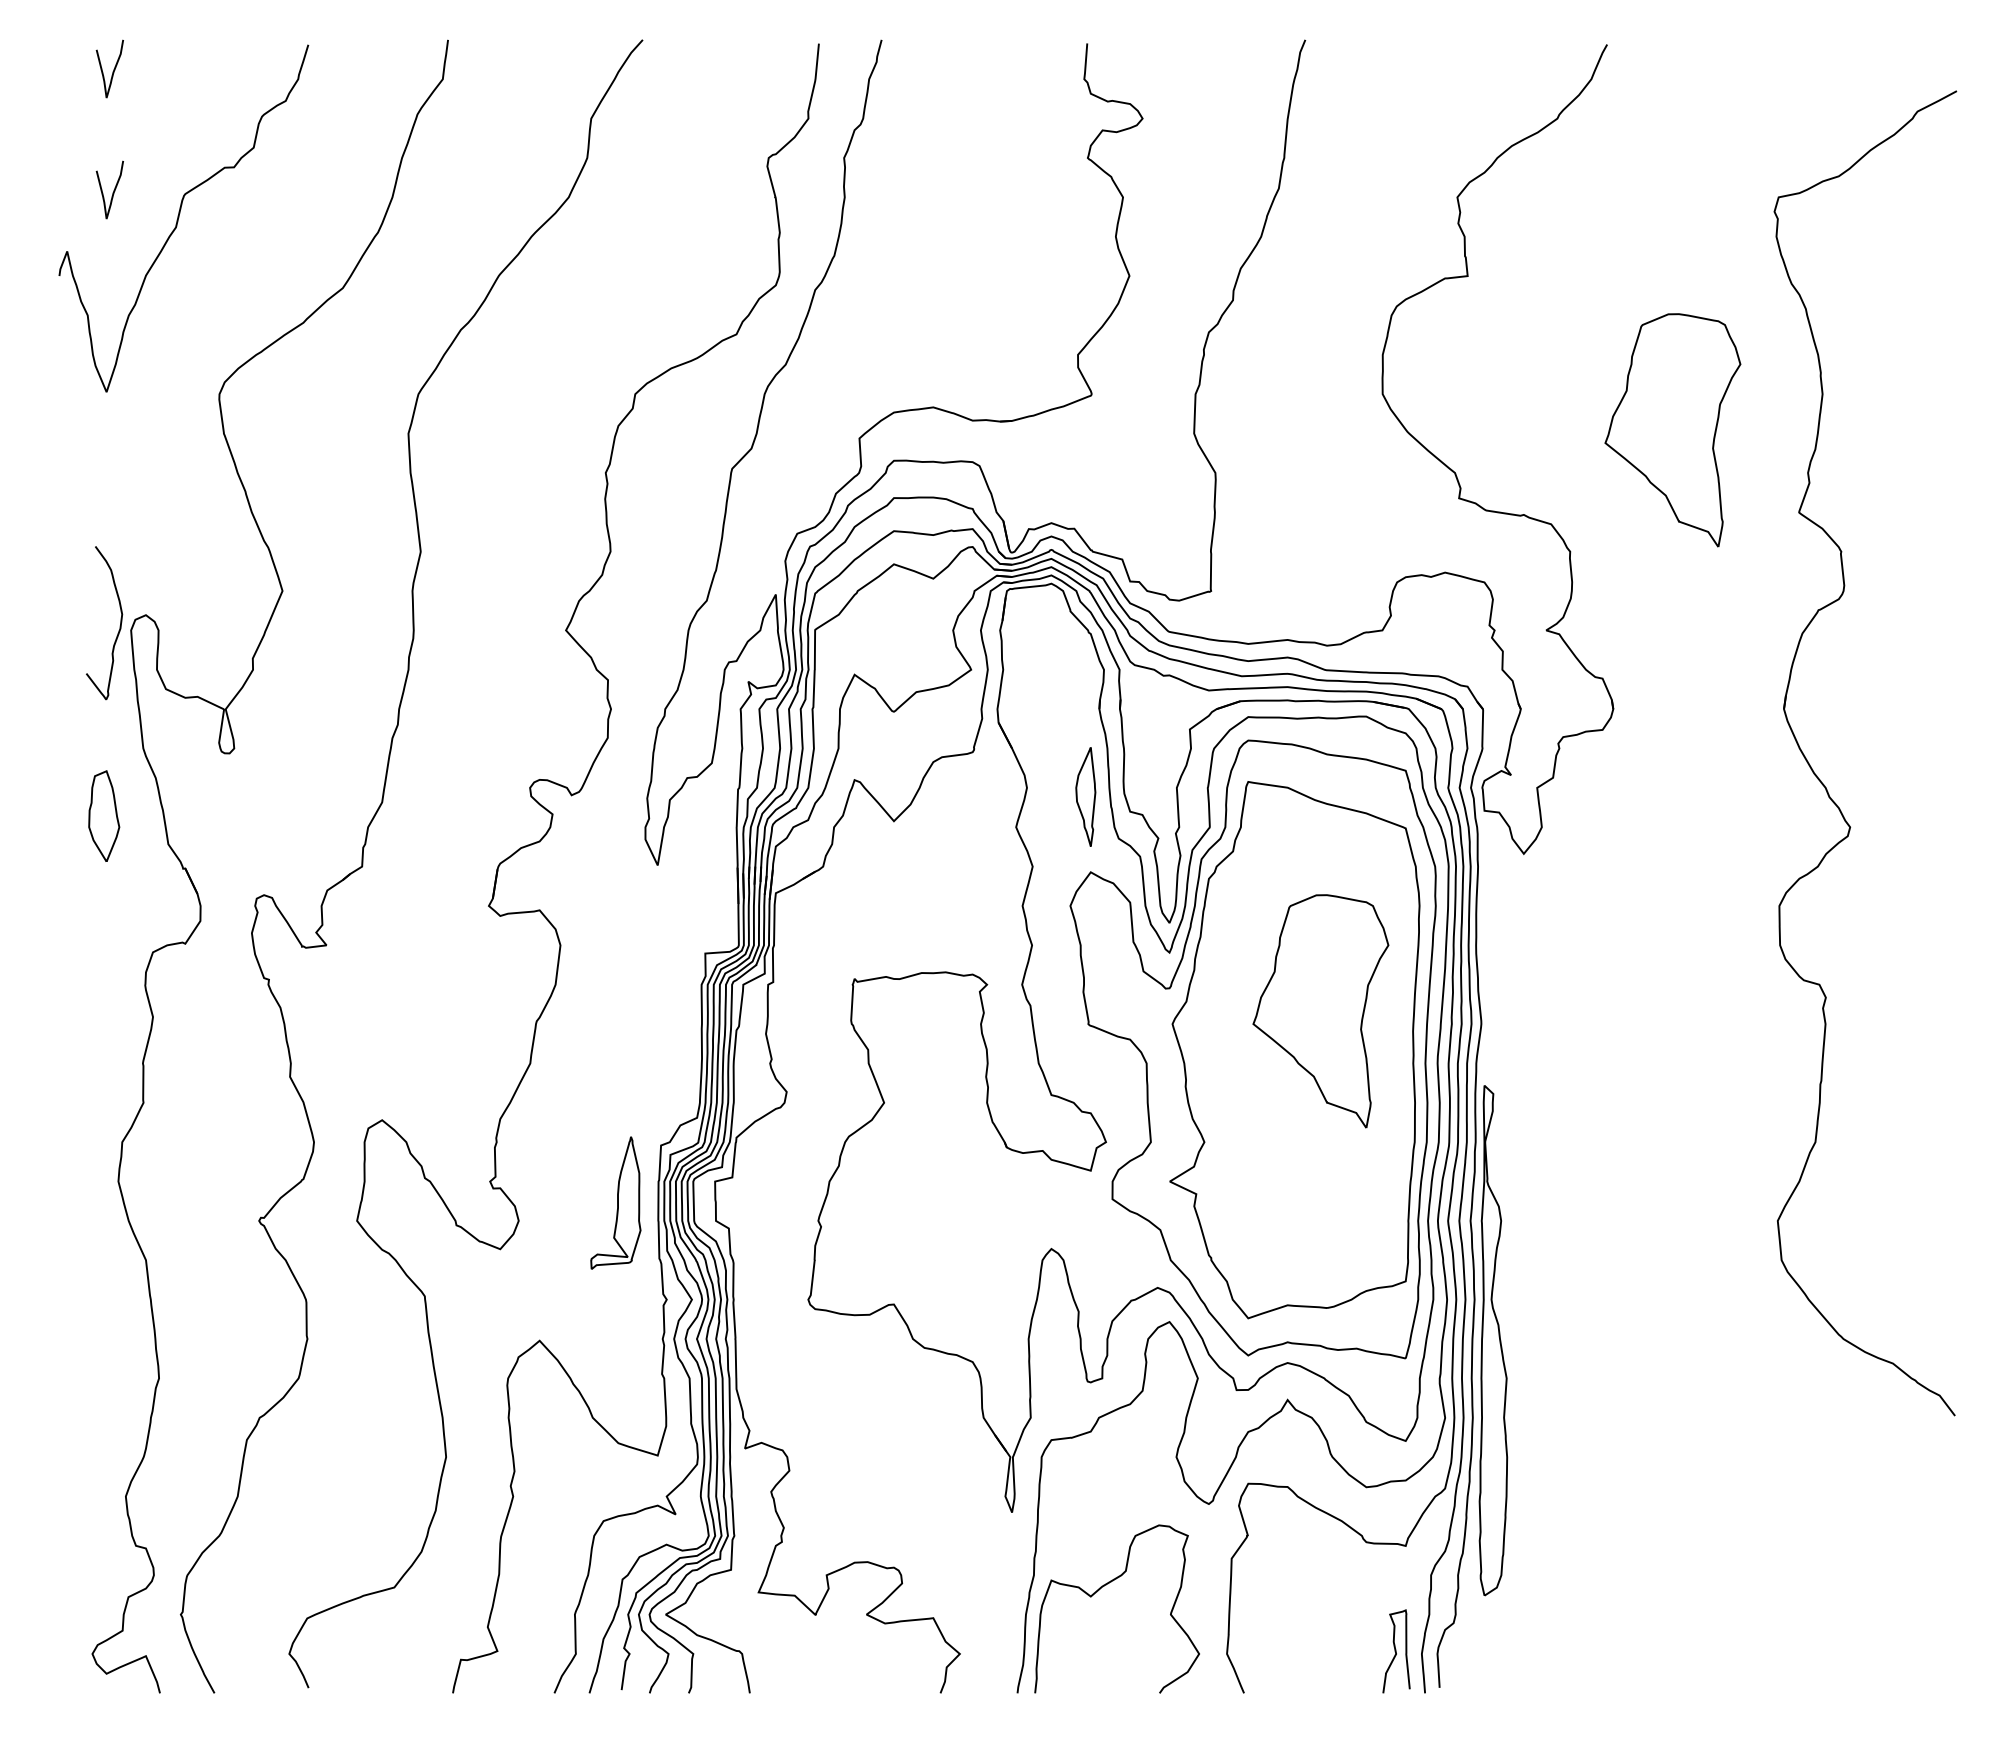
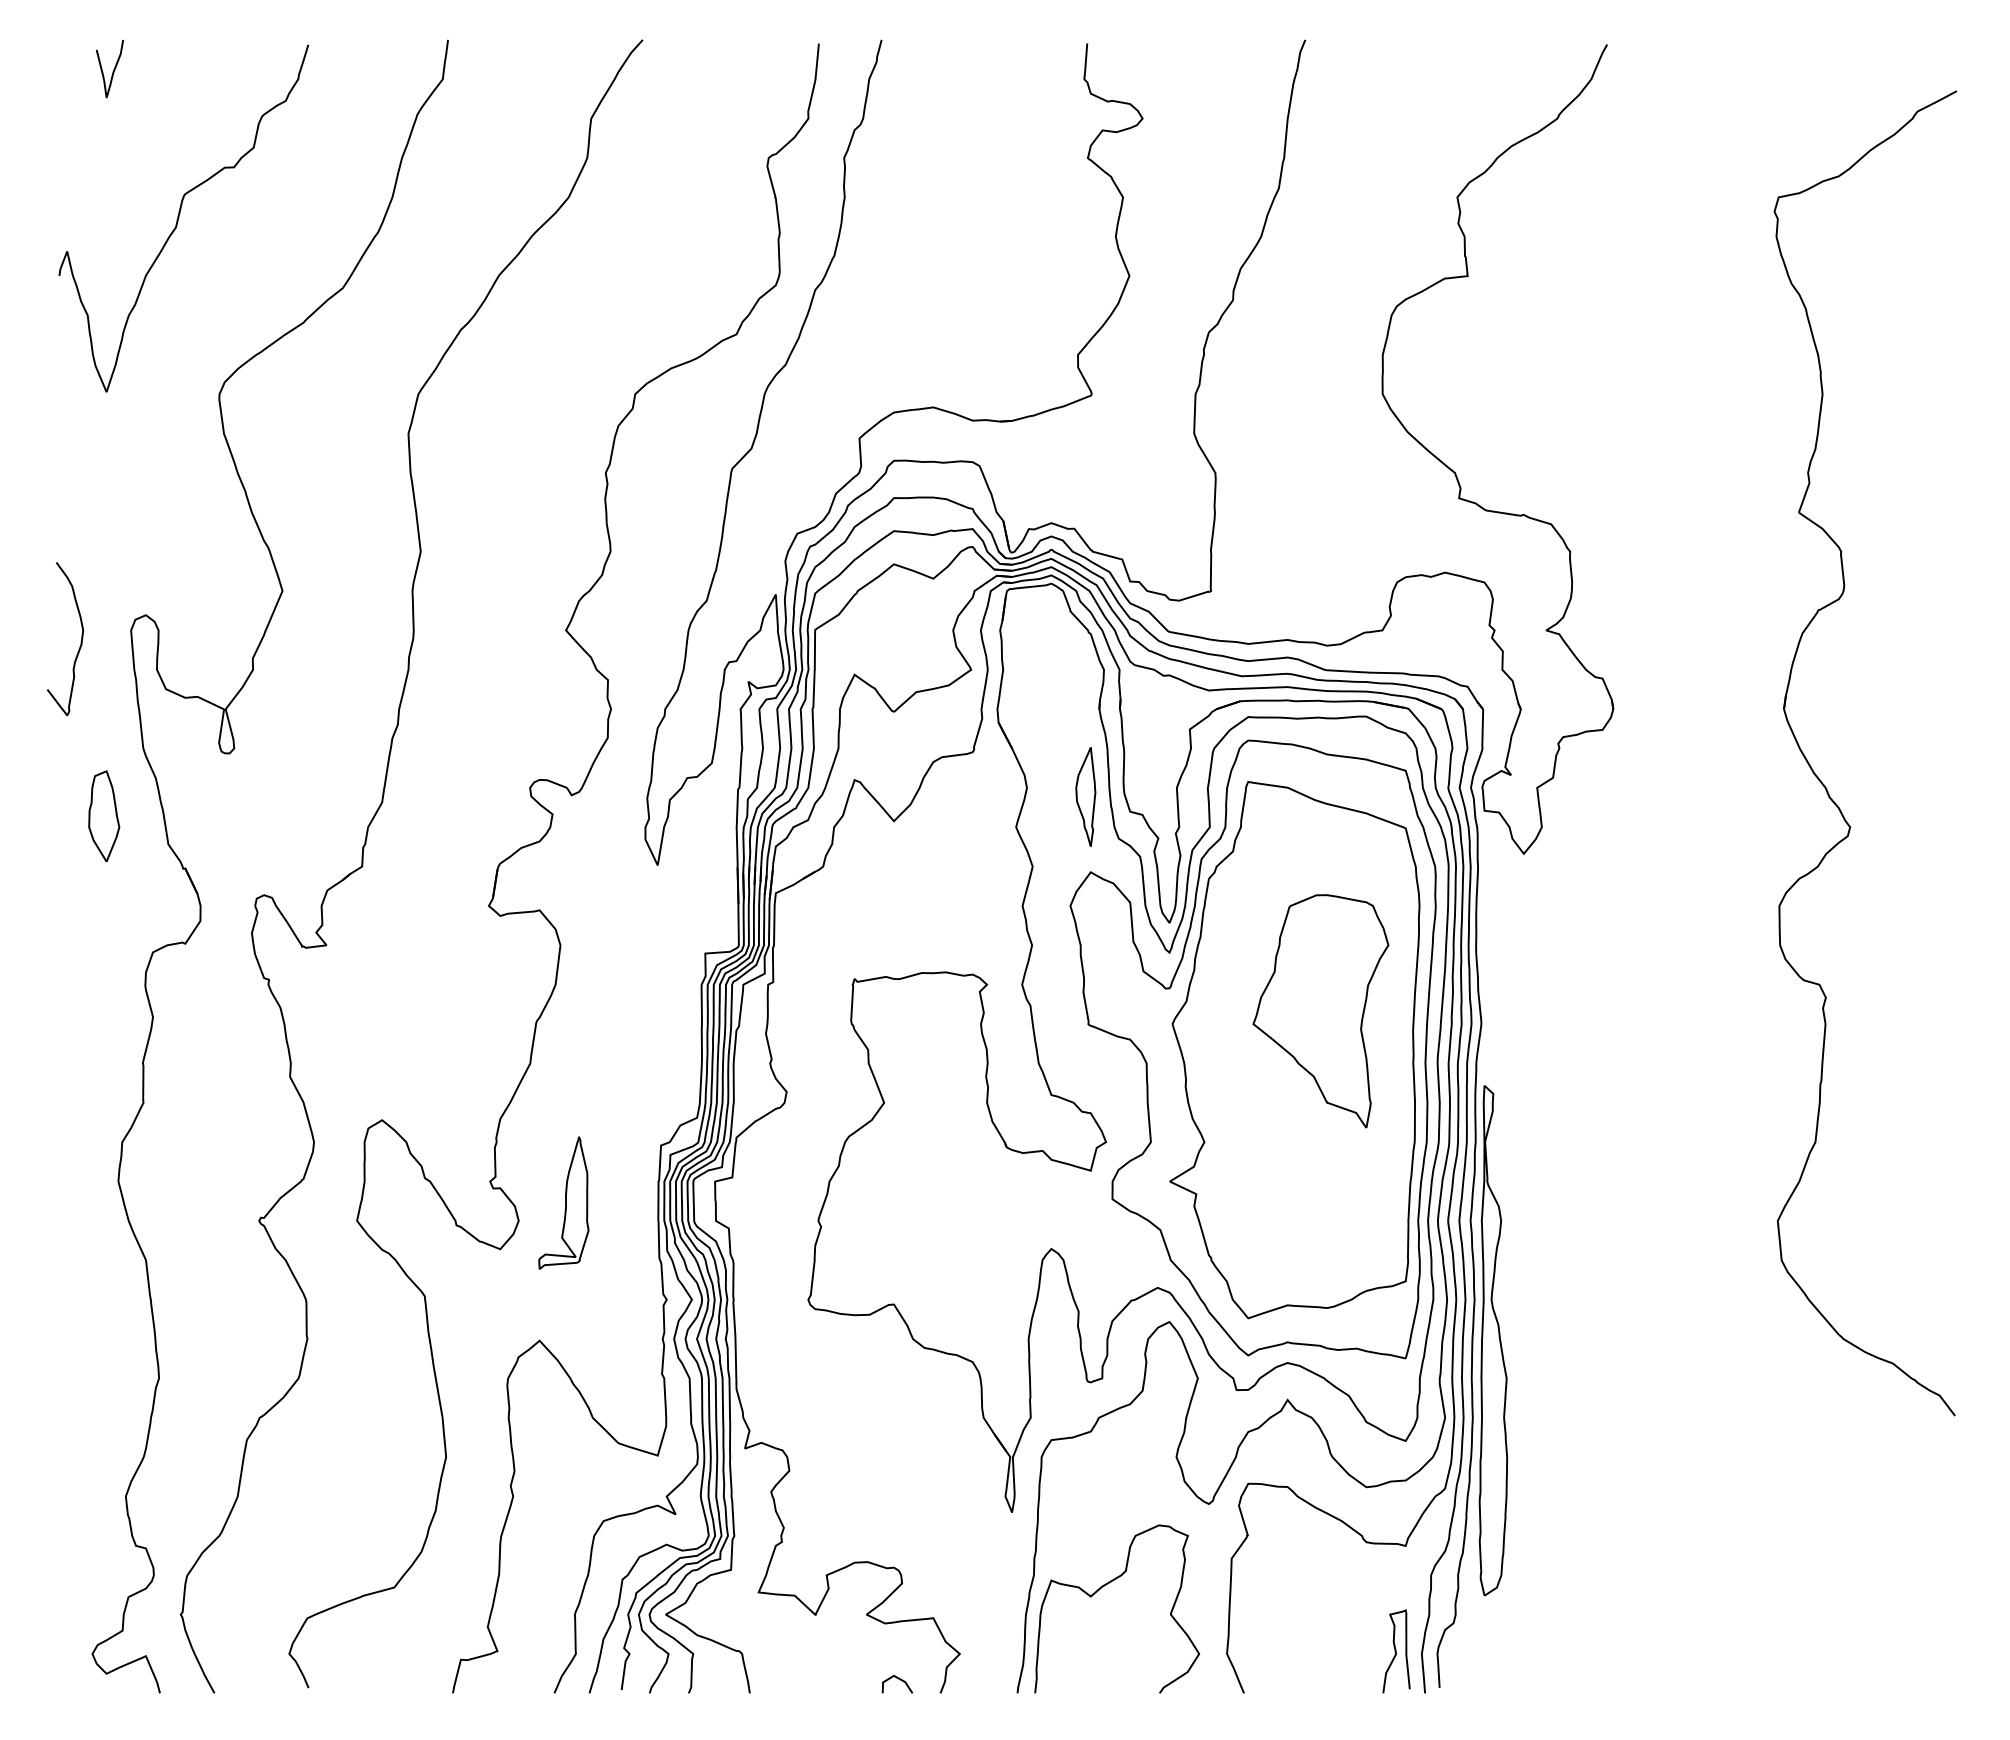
curve: present -> none (113, 190)
part: present -> none (1672, 430)
curve position: (119, 626) -> (80, 642) (80, 642)
part position: (615, 1202) -> (563, 1202) (563, 1202)
line: none -> present (900, 1680)
